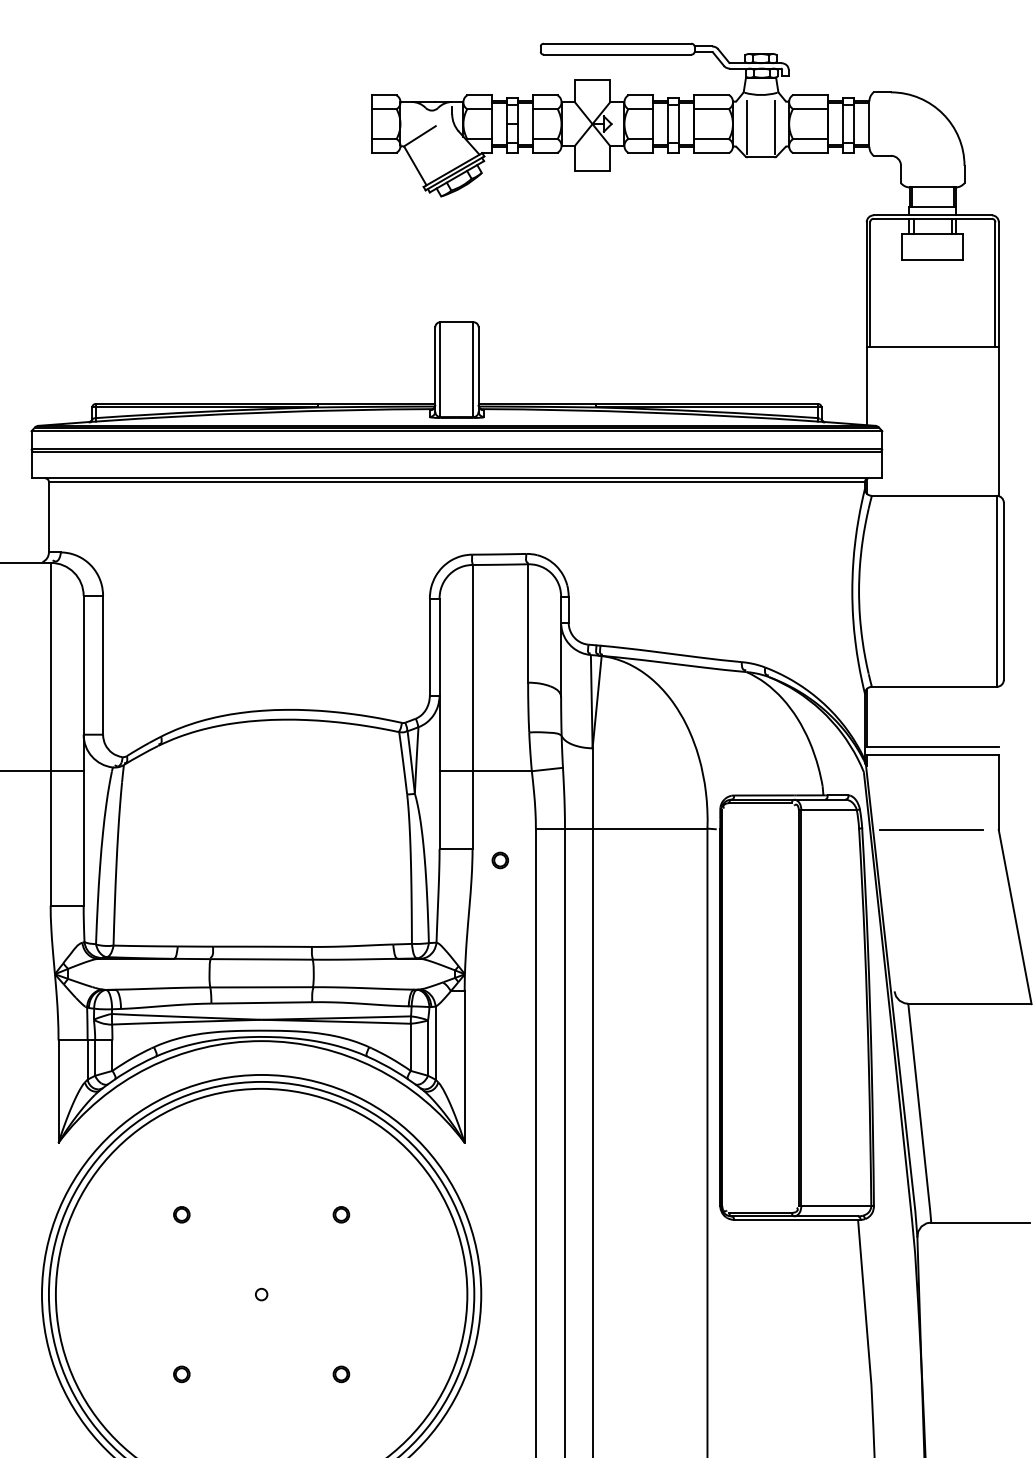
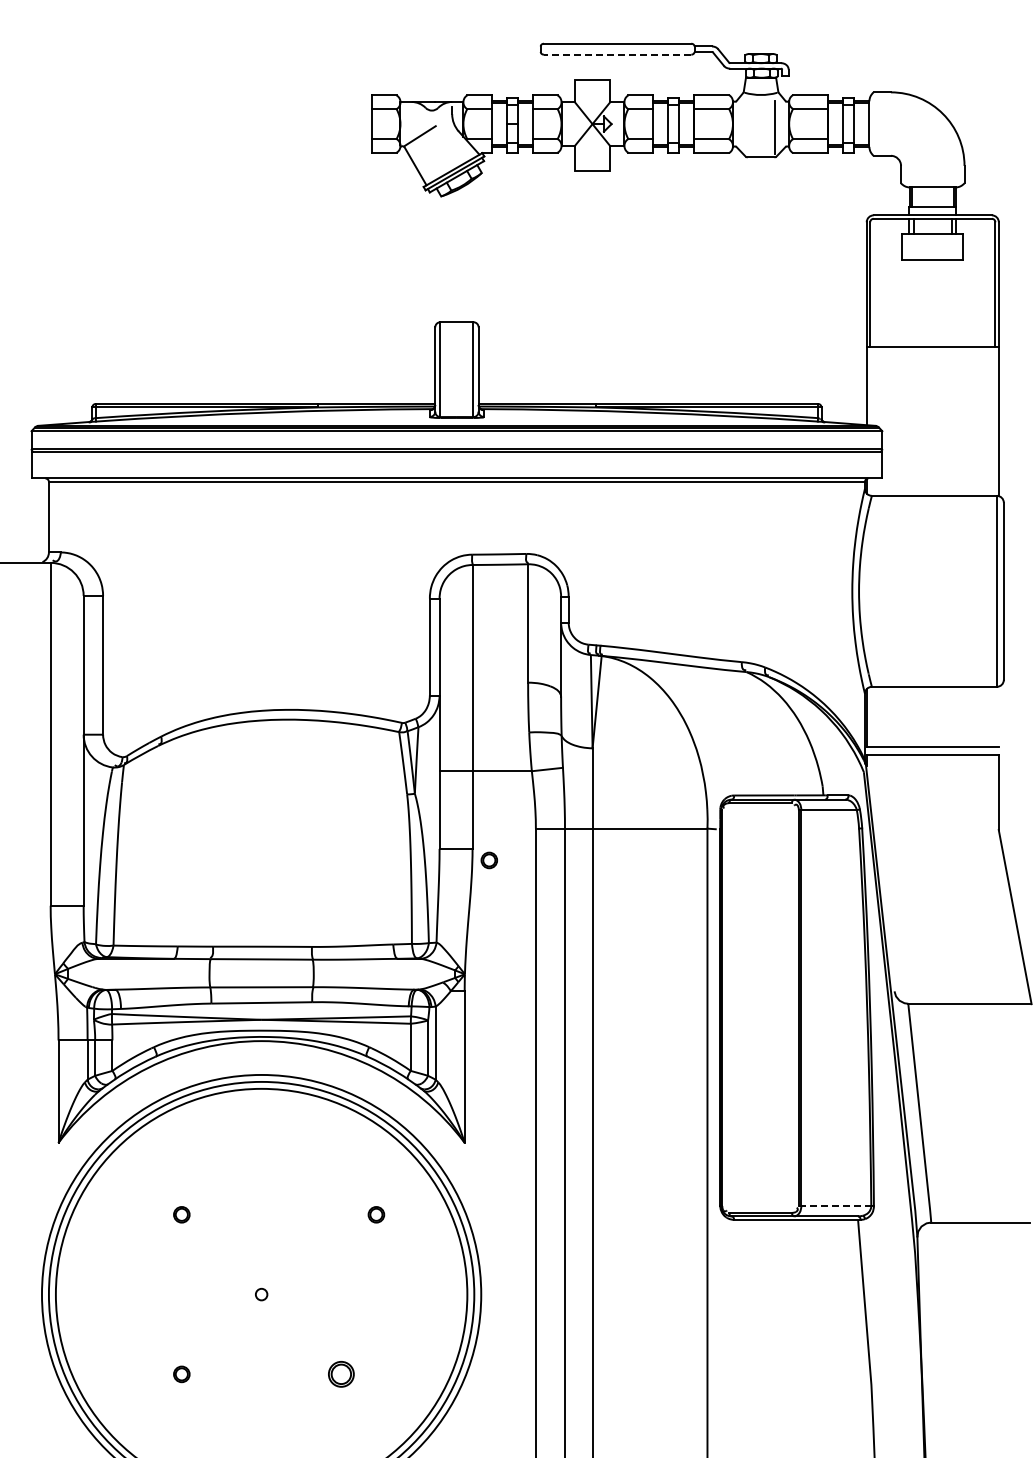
line: solid -> dashed (617, 54)
line: present -> none (746, 127)
line: present -> none (42, 771)
line: present -> none (931, 829)
part position: (499, 860) -> (488, 860) (488, 860)
line: solid -> dashed (835, 1205)
part position: (341, 1214) -> (376, 1214) (376, 1214)
part size: 19x19 px -> 27x27 px (341, 1374)
